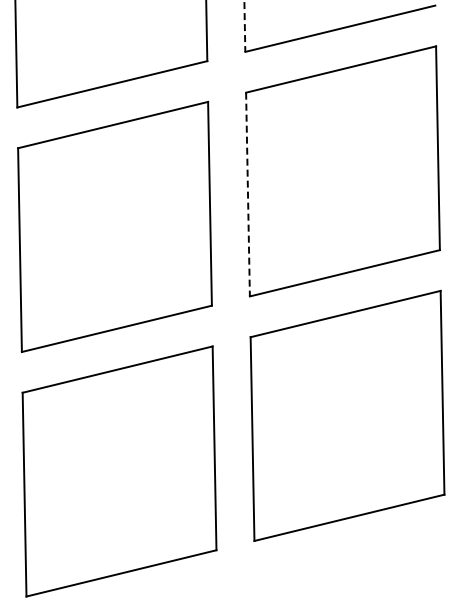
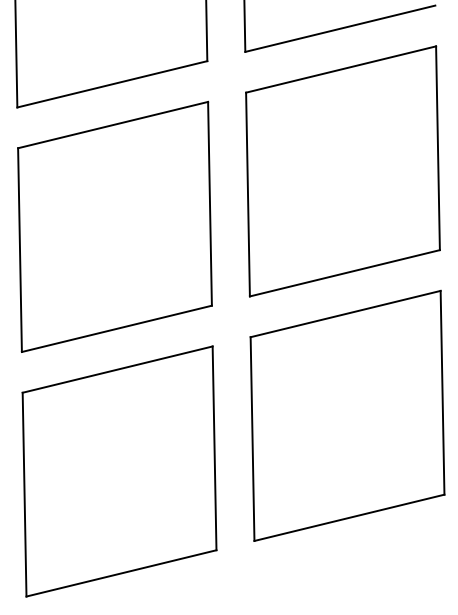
line: dashed -> solid (244, 26)
line: dashed -> solid (248, 194)
